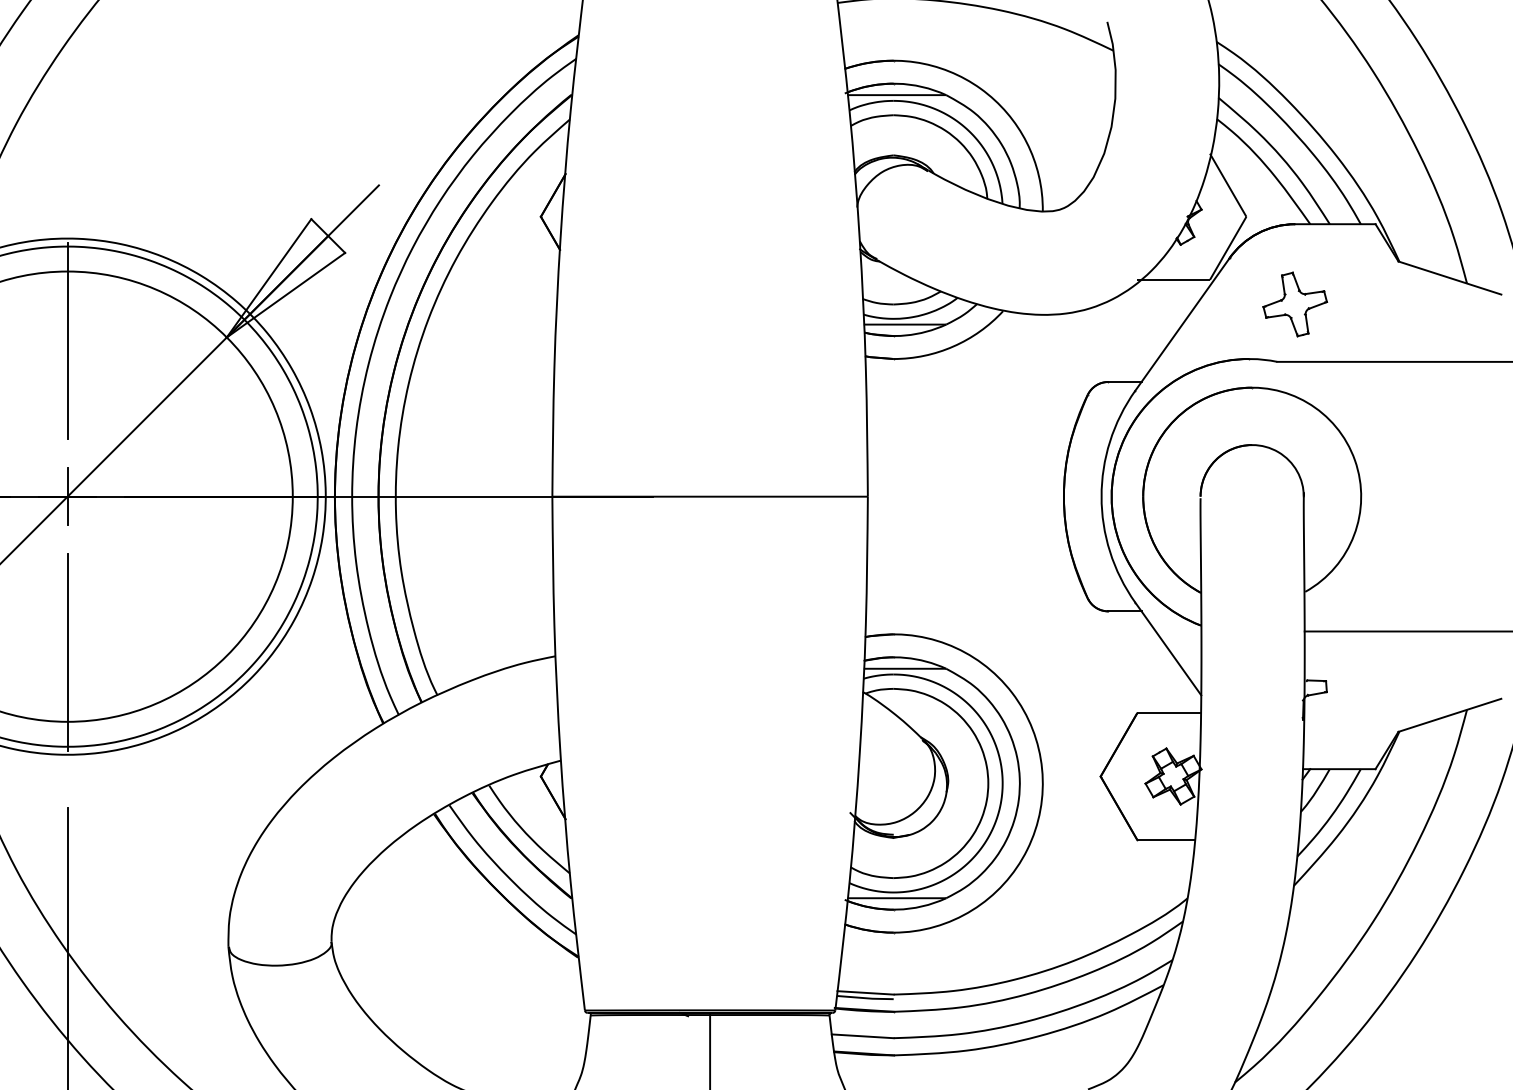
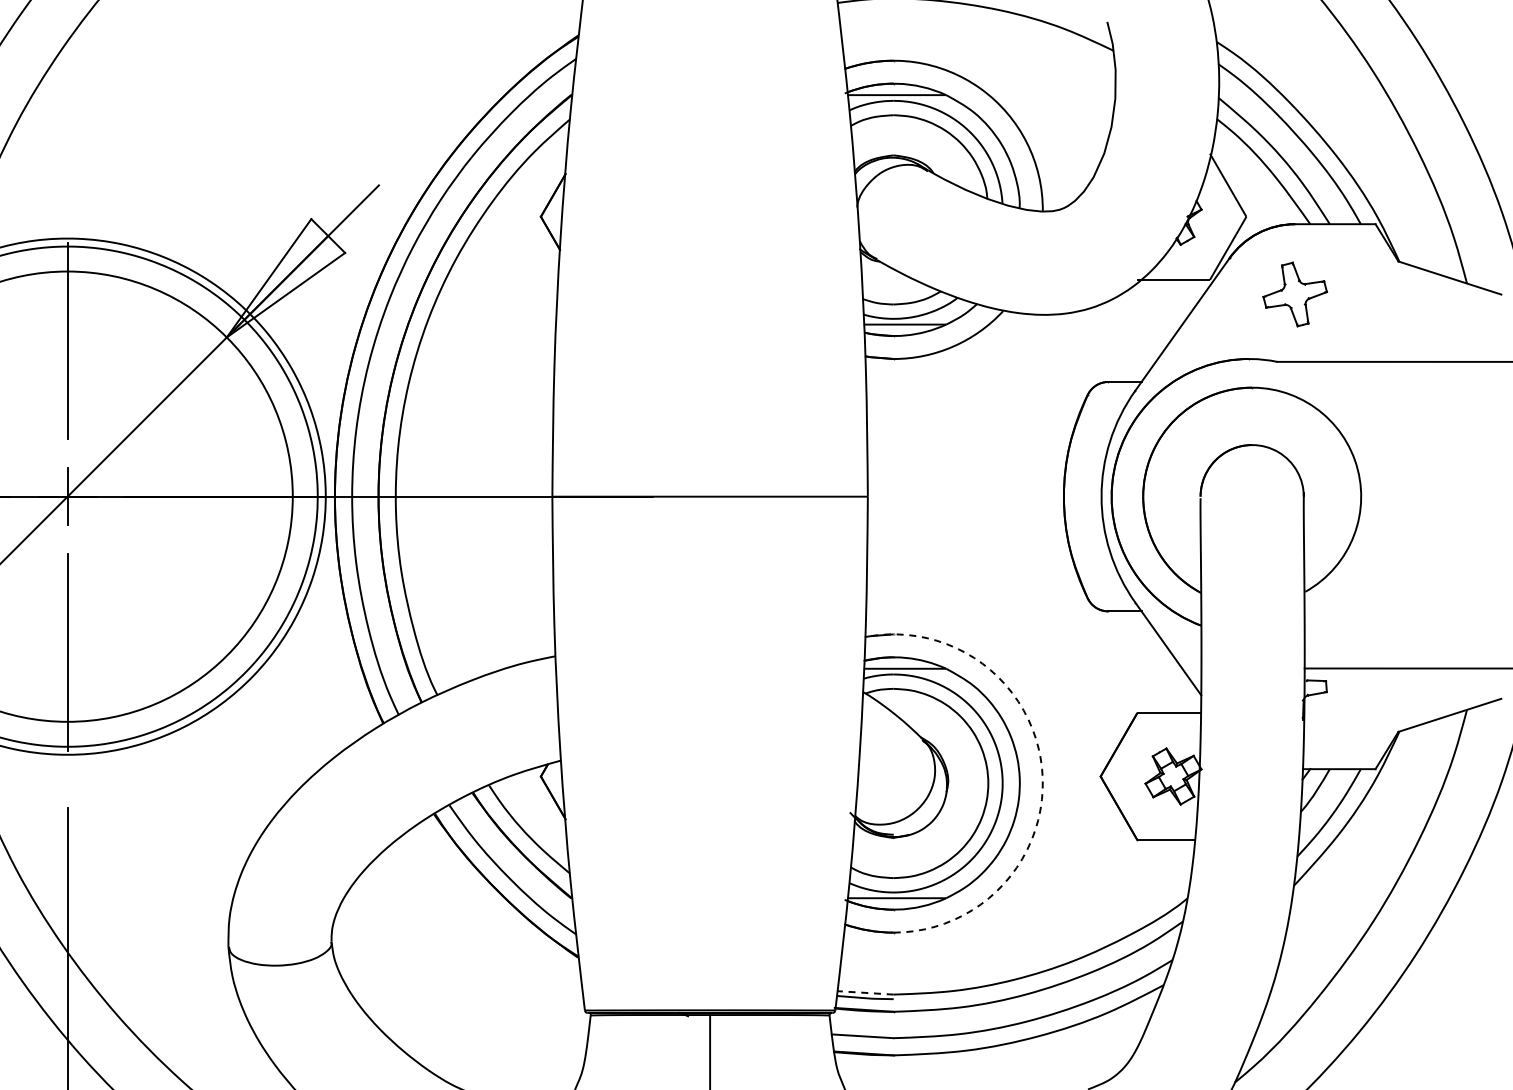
part position: (1295, 304) -> (1295, 294) (1295, 294)
line position: (1406, 631) -> (1406, 668) (1406, 668)
arc: solid -> dashed (1042, 769)
line: solid -> dashed (865, 992)
